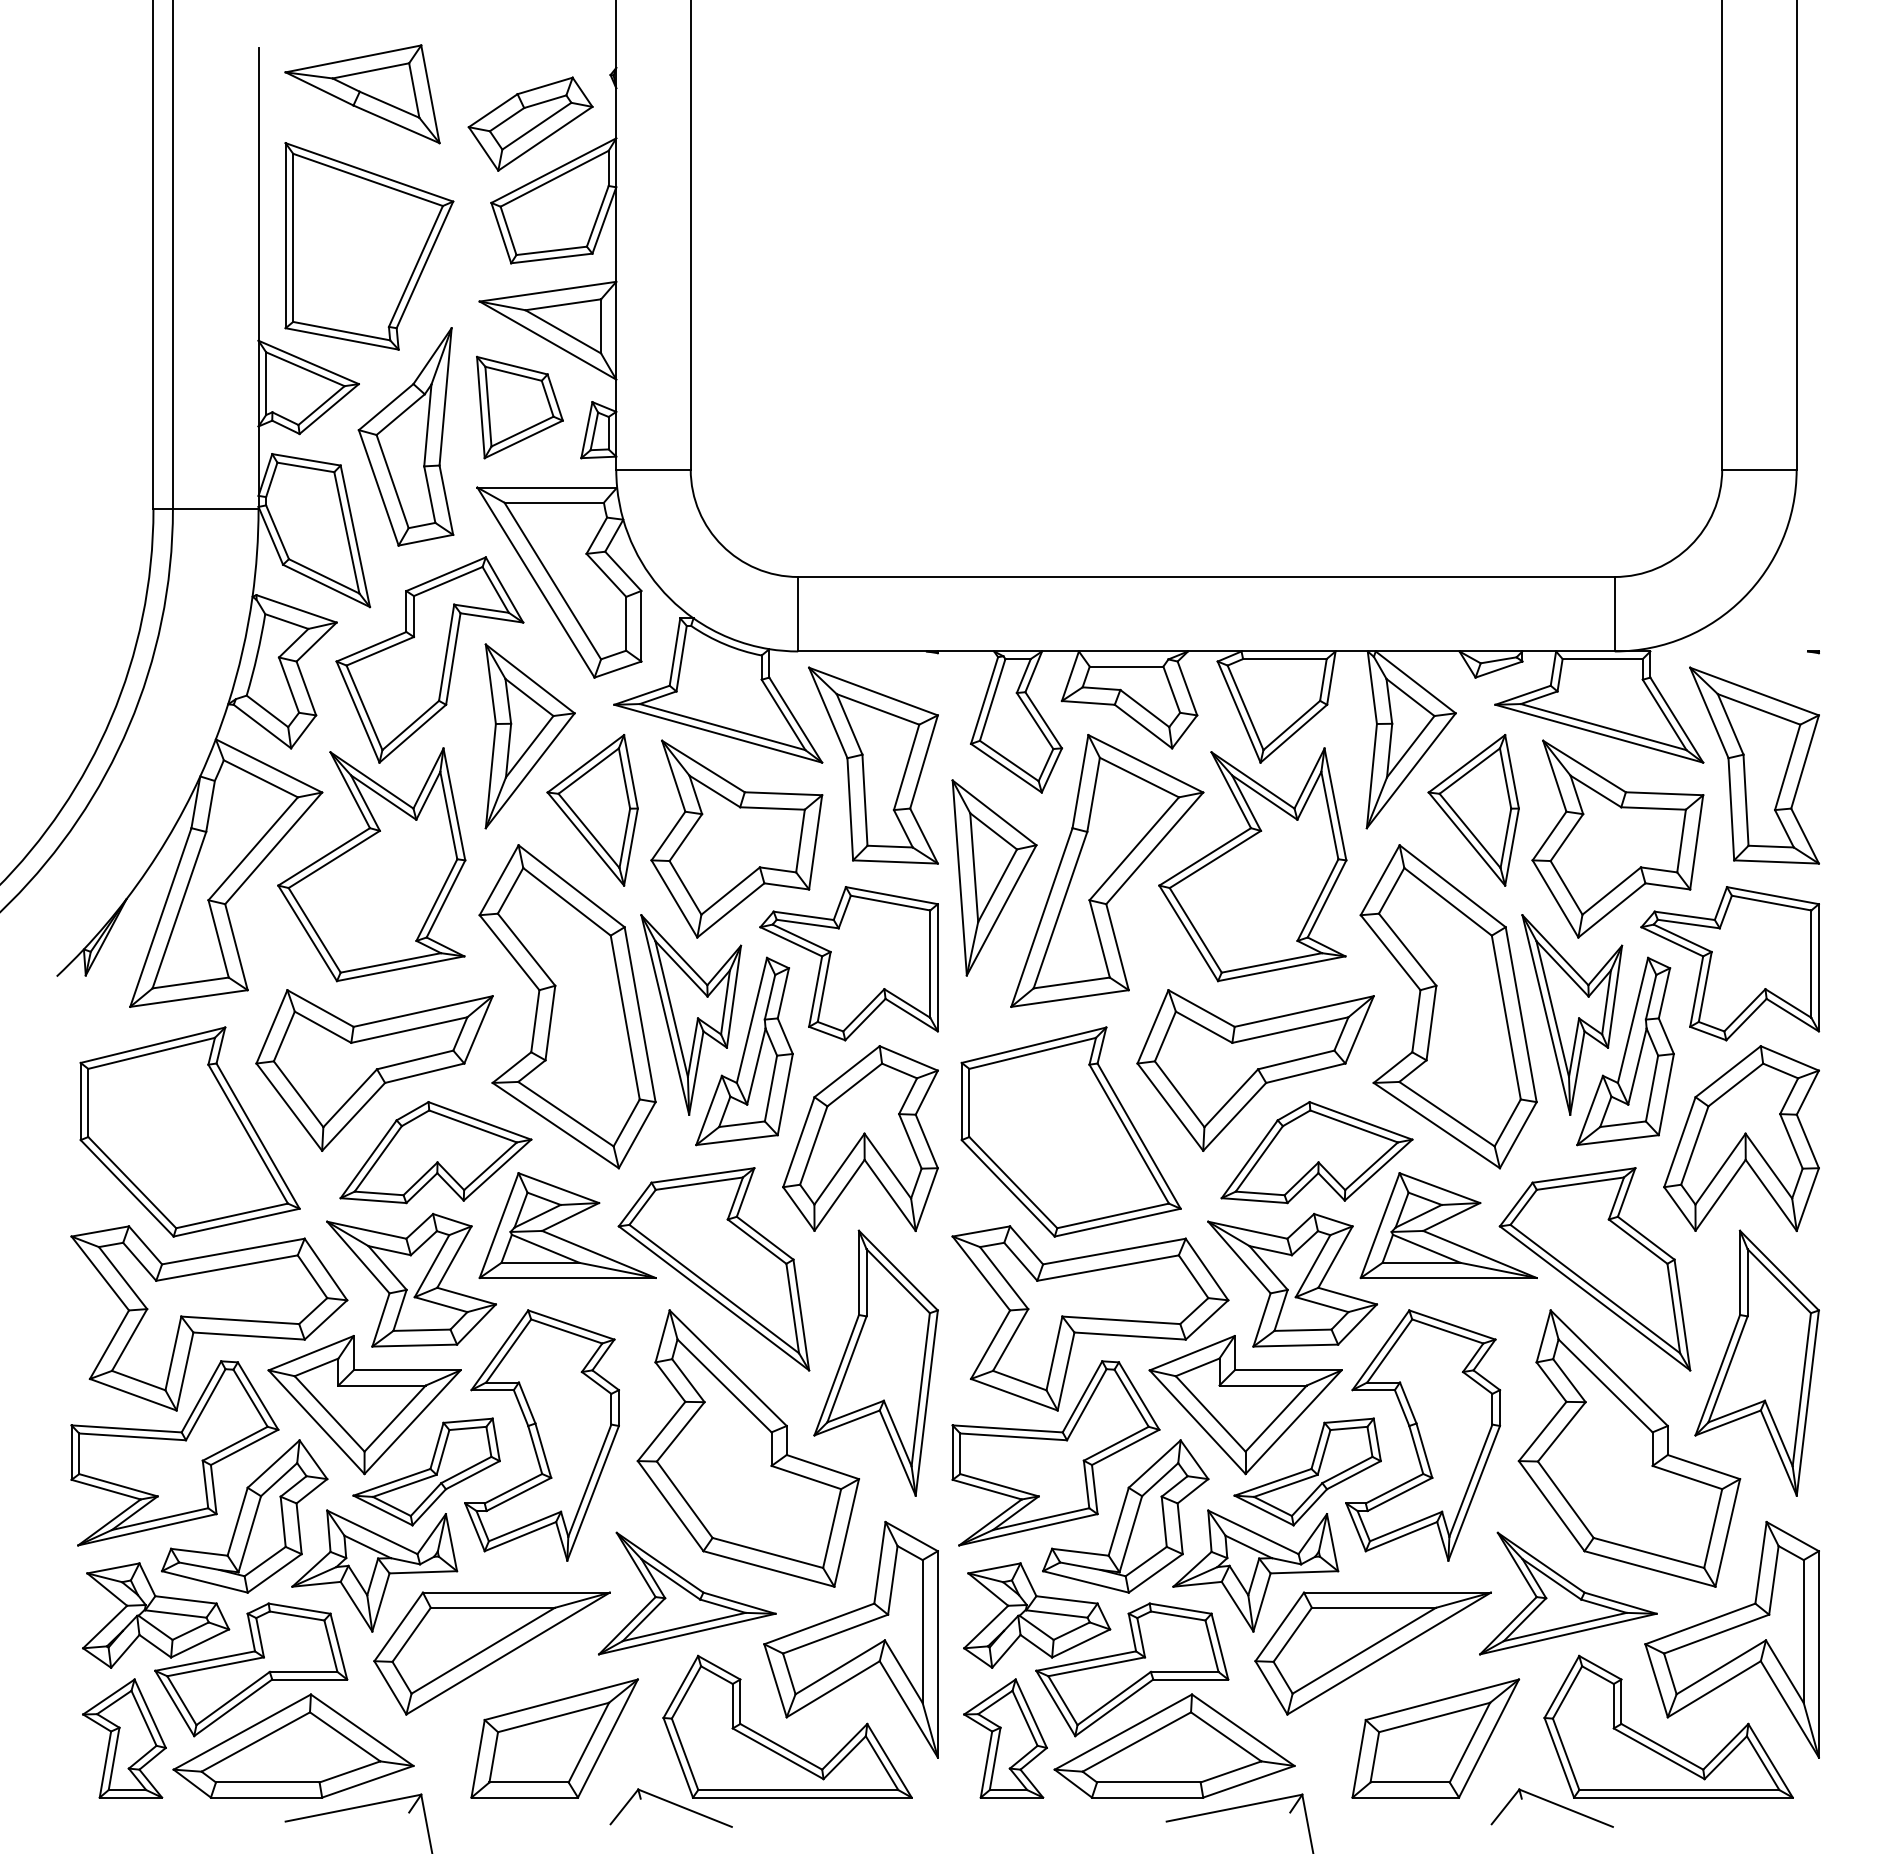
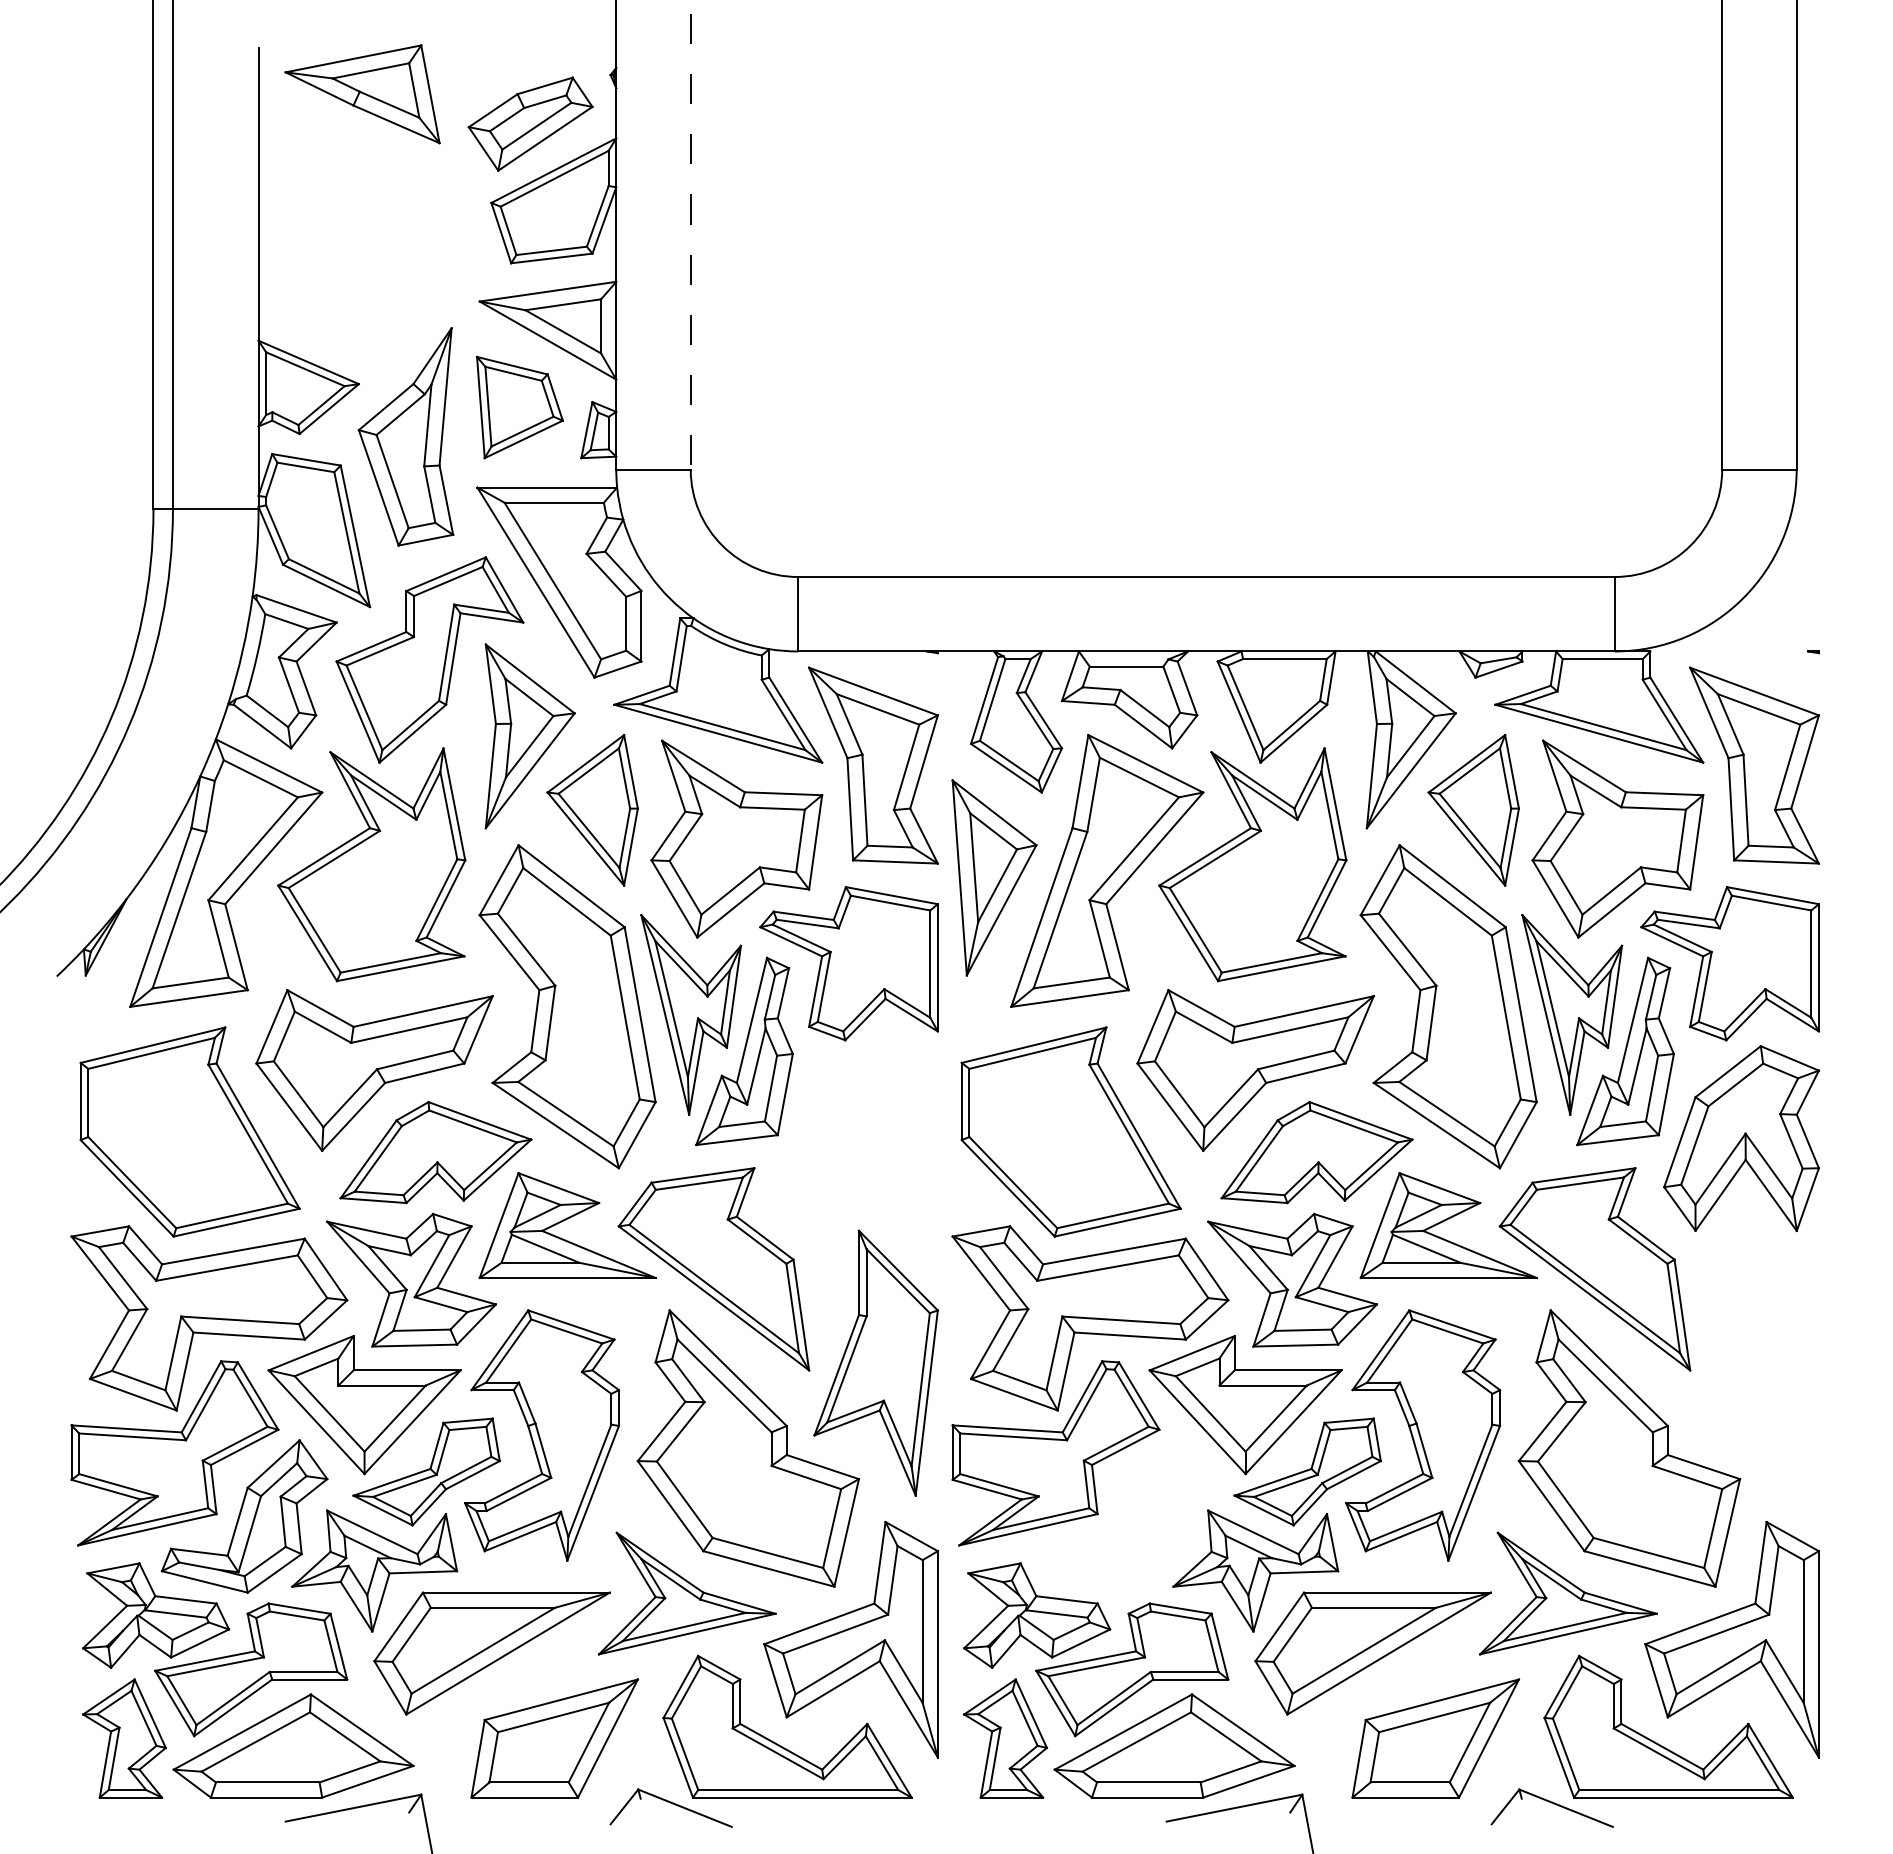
line: solid -> dashed (690, 235)
part: present -> none (369, 246)
part: present -> none (860, 1138)
part: present -> none (1756, 1362)
part: present -> none (1125, 1516)
